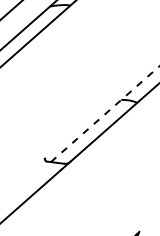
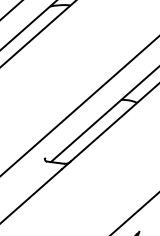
line: none -> present (79, 106)
line: dashed -> solid (105, 113)
line: none -> present (134, 213)
